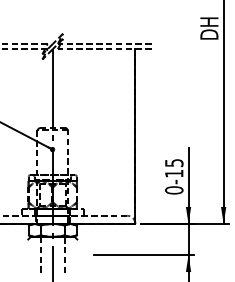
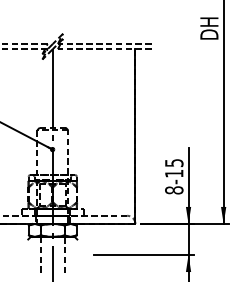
text: 0-15 -> 8-15 (174, 190)
